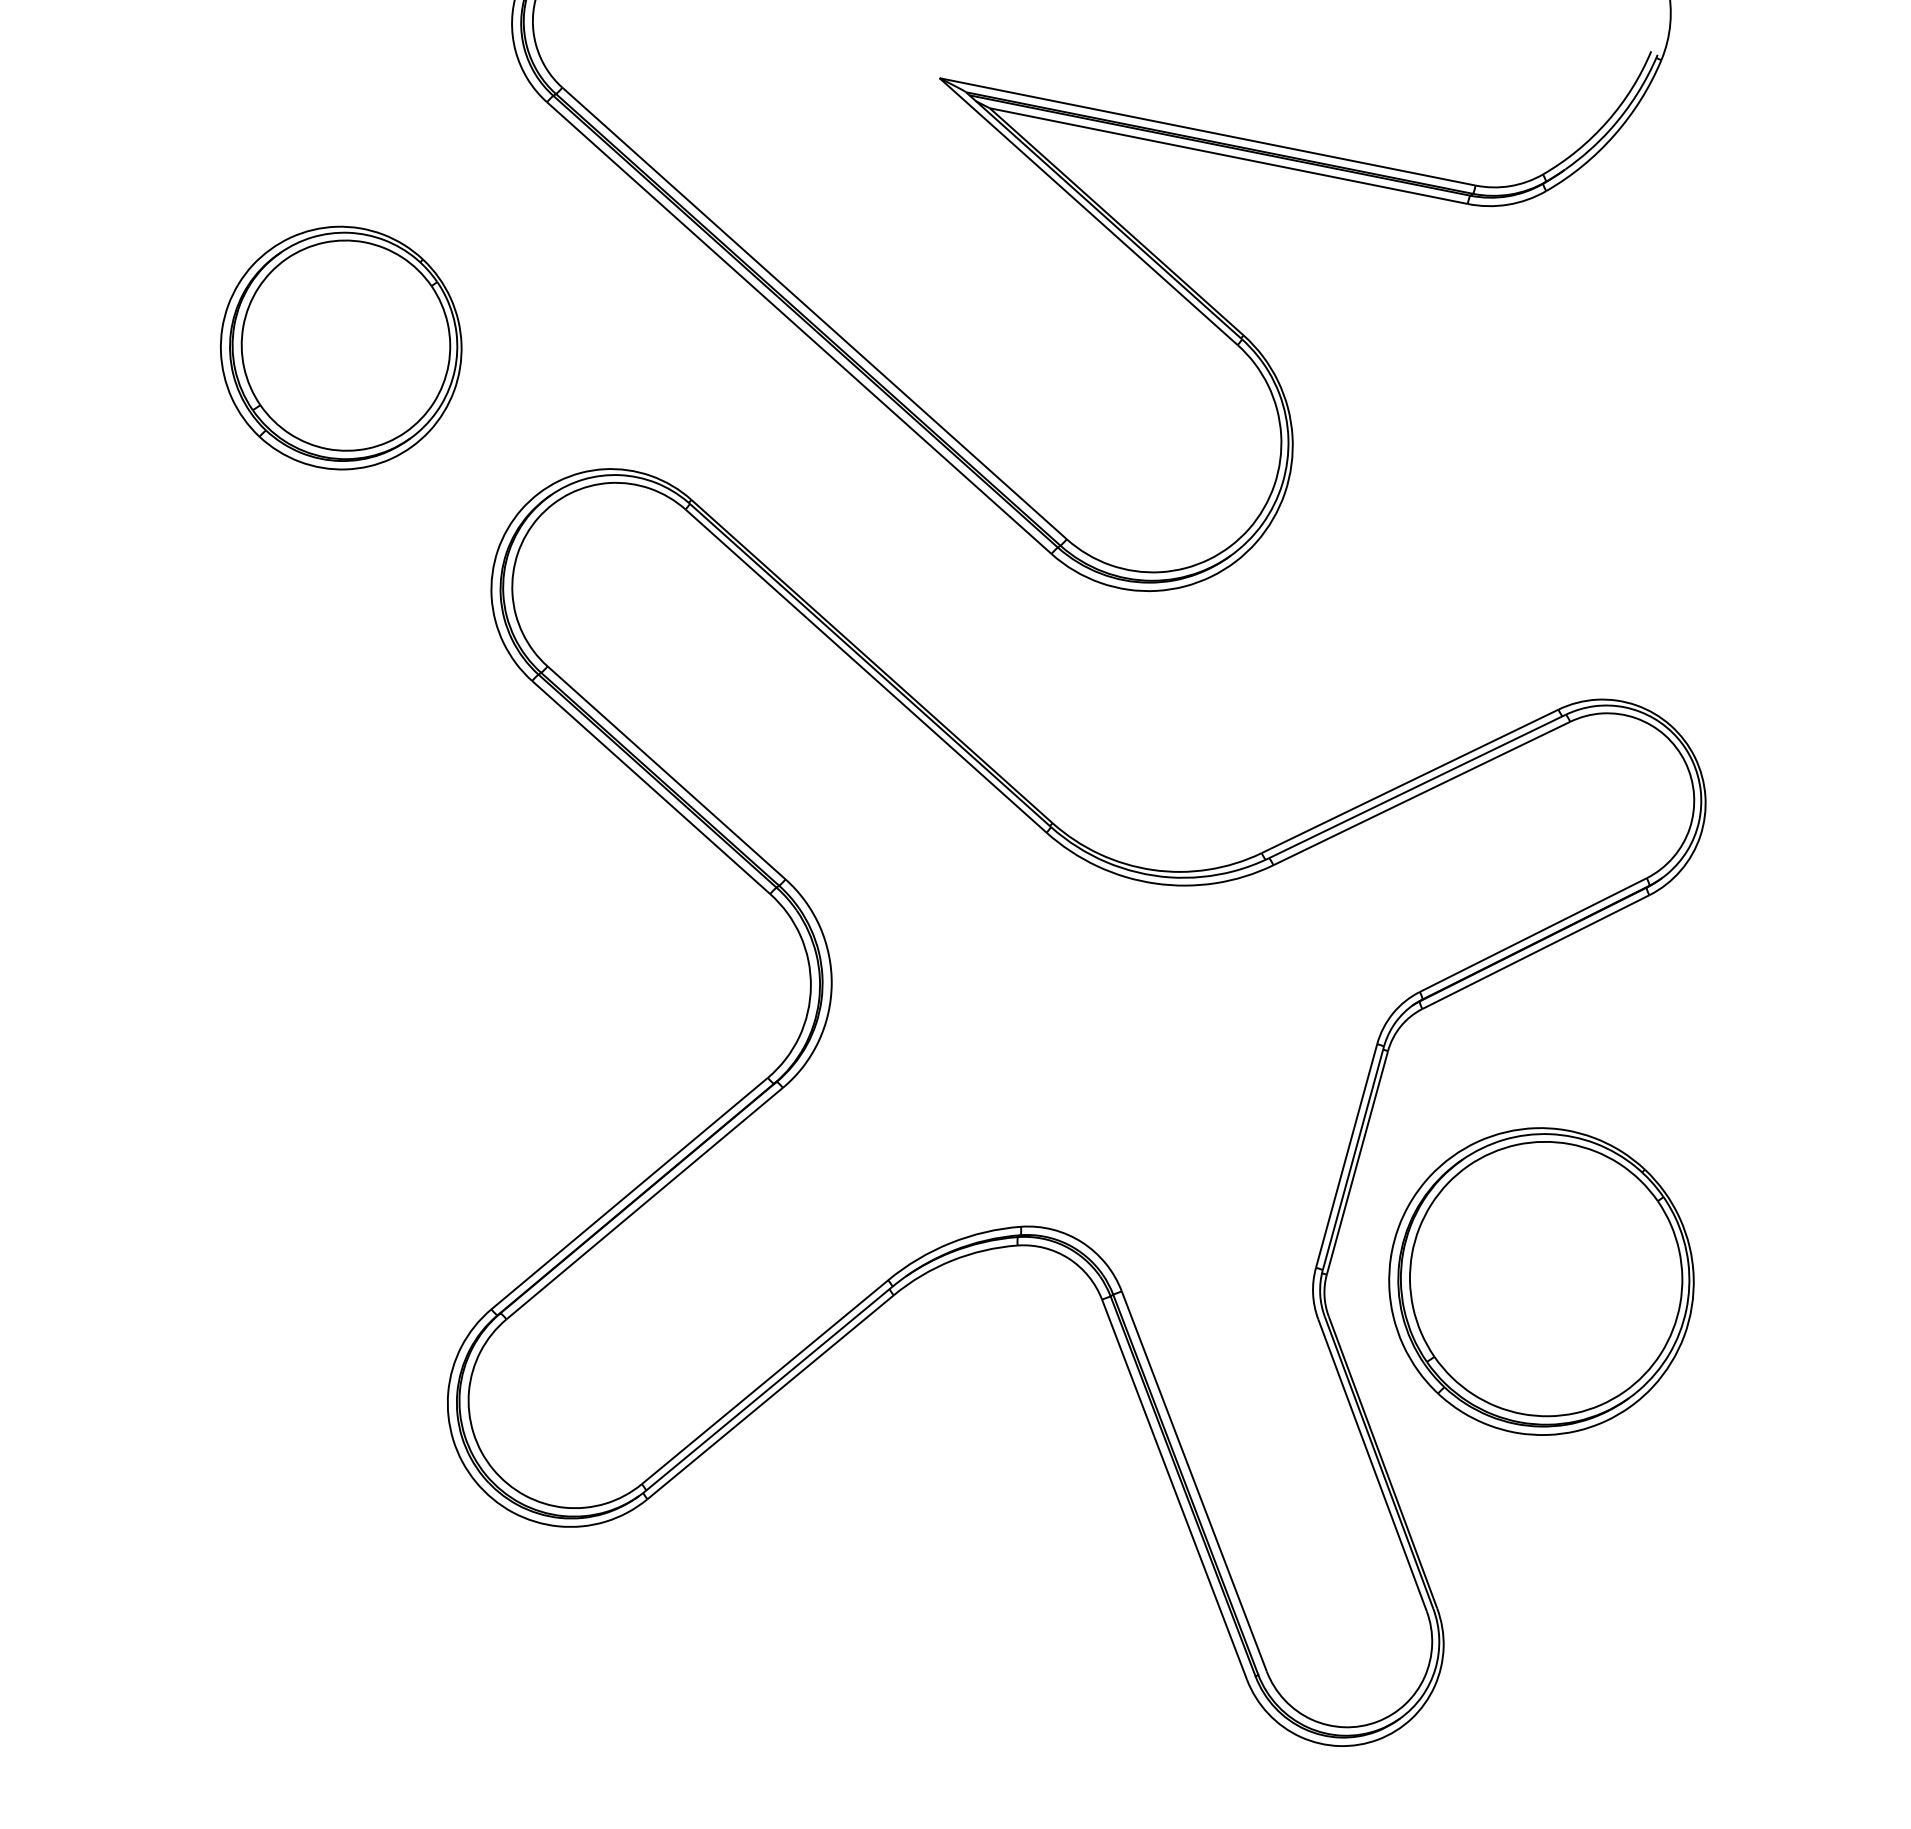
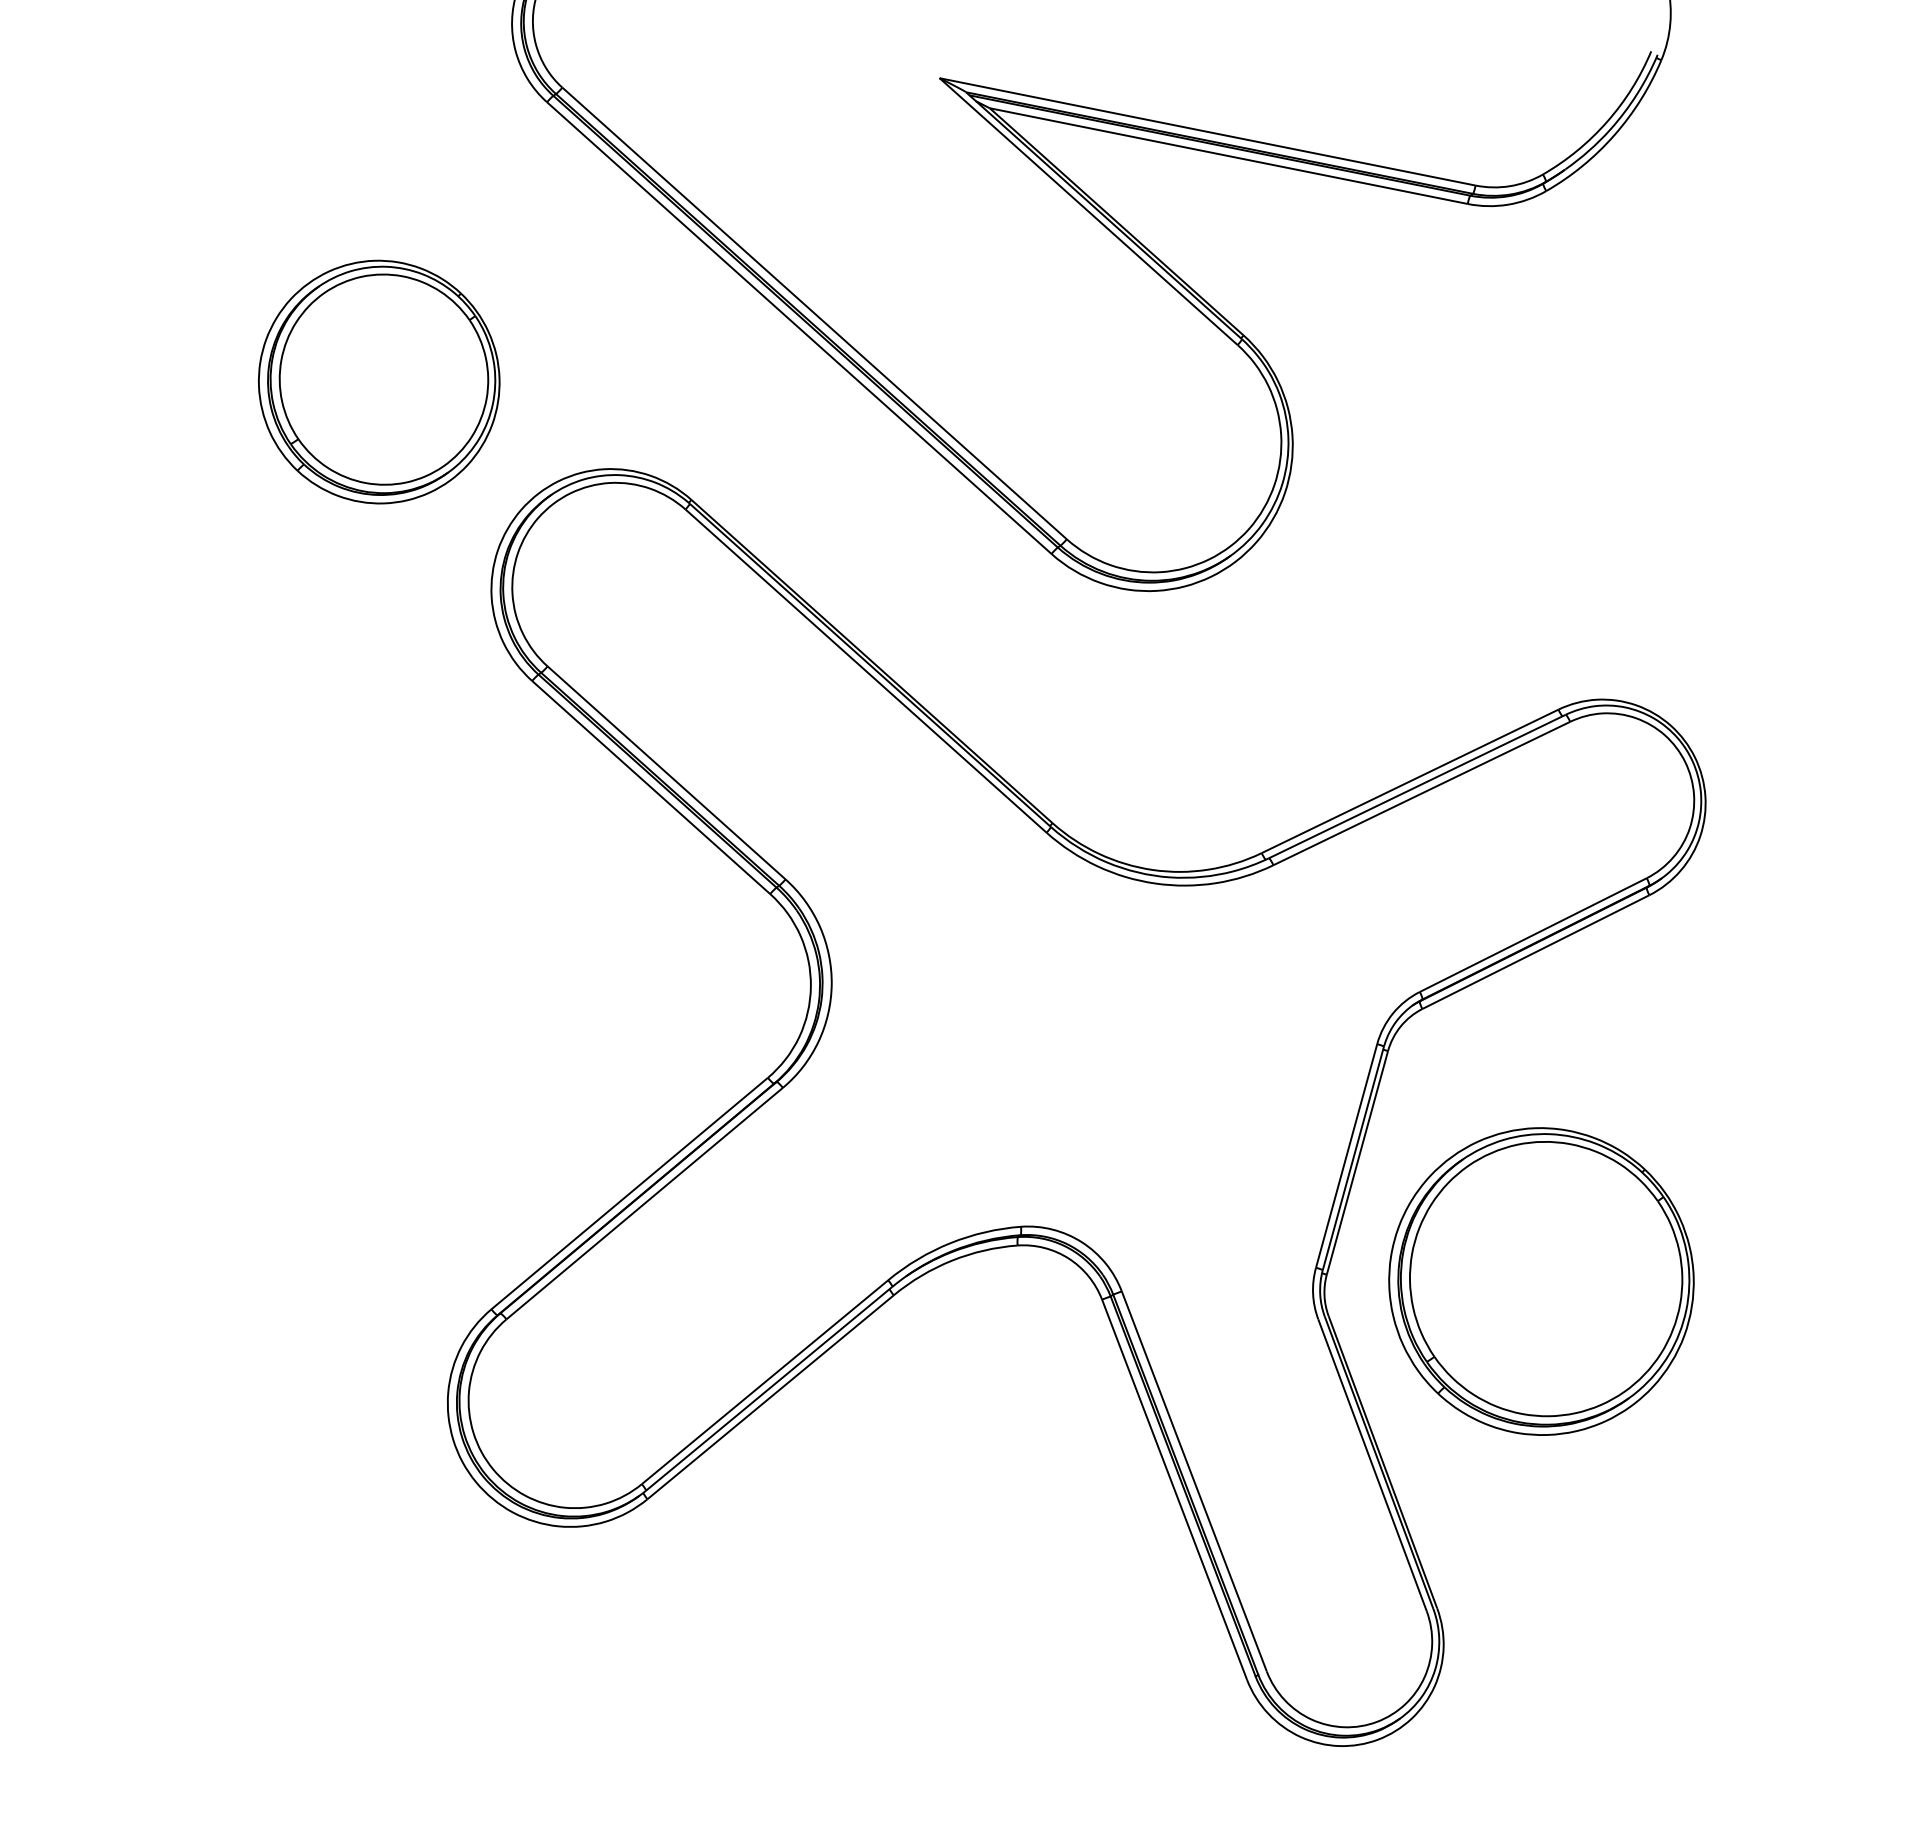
part position: (341, 347) -> (379, 381) (379, 381)
